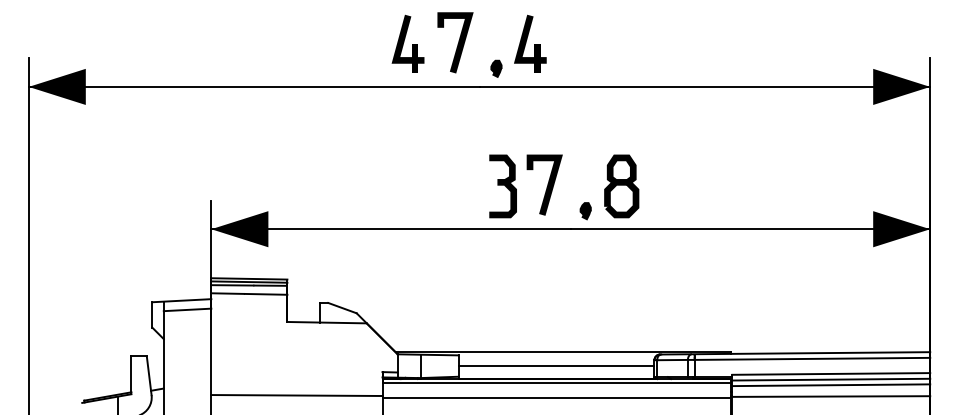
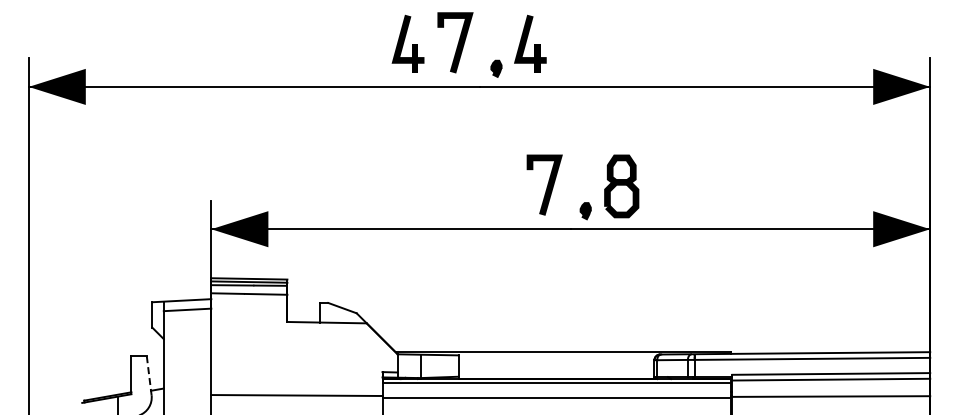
part: present -> none (502, 186)
line: present -> none (556, 365)
line: solid -> dashed (149, 375)
line: present -> none (831, 385)
